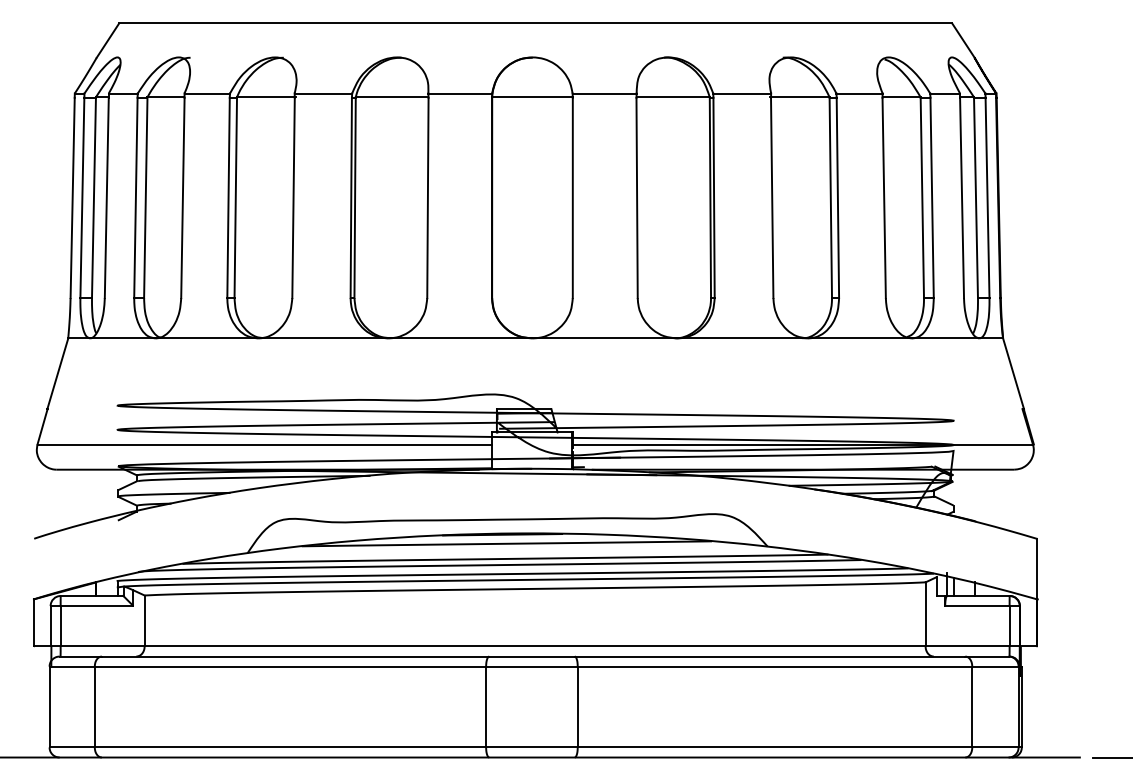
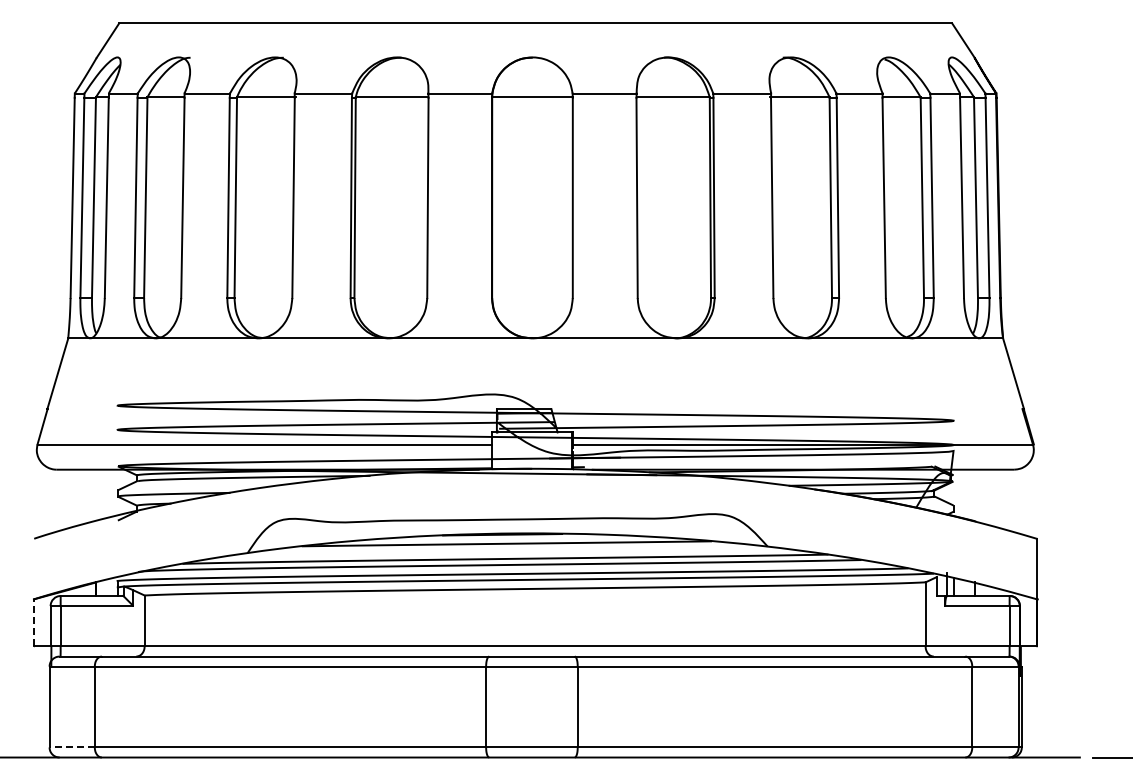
line: solid -> dashed (34, 622)
line: solid -> dashed (72, 747)
